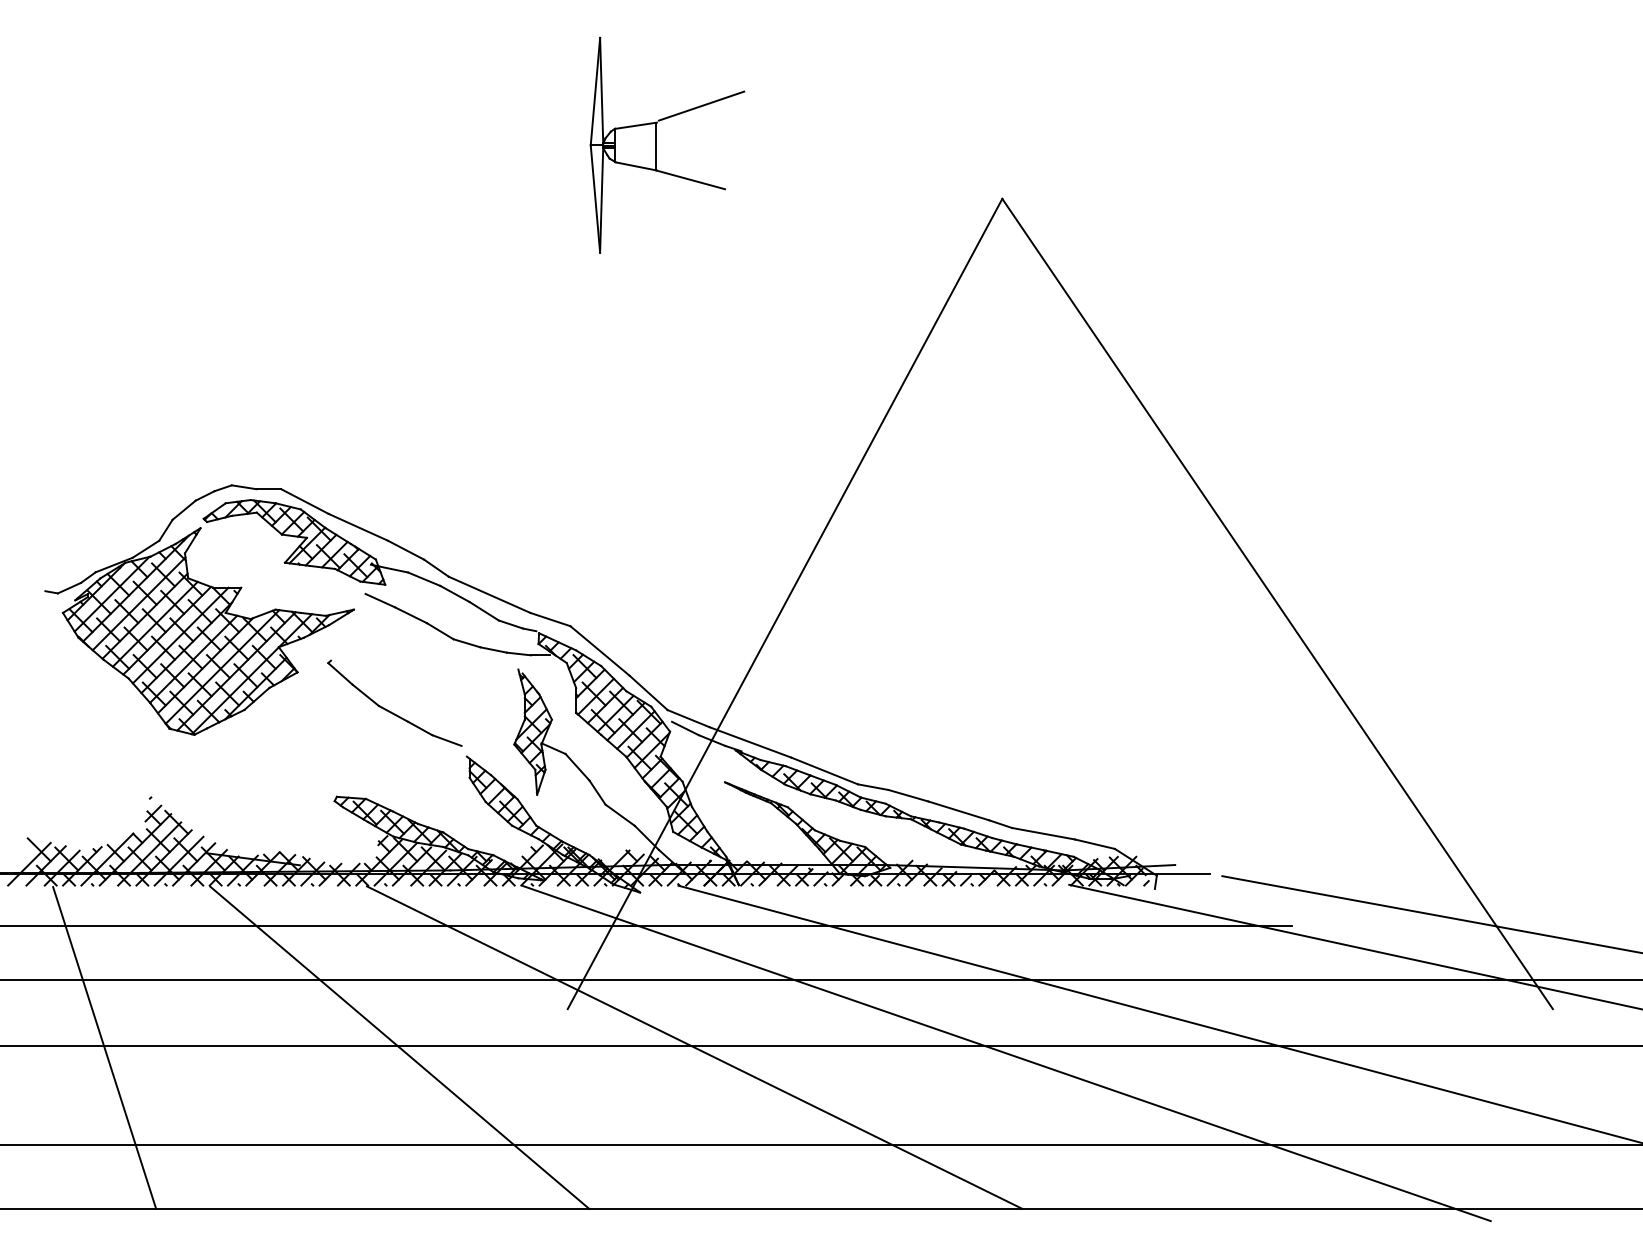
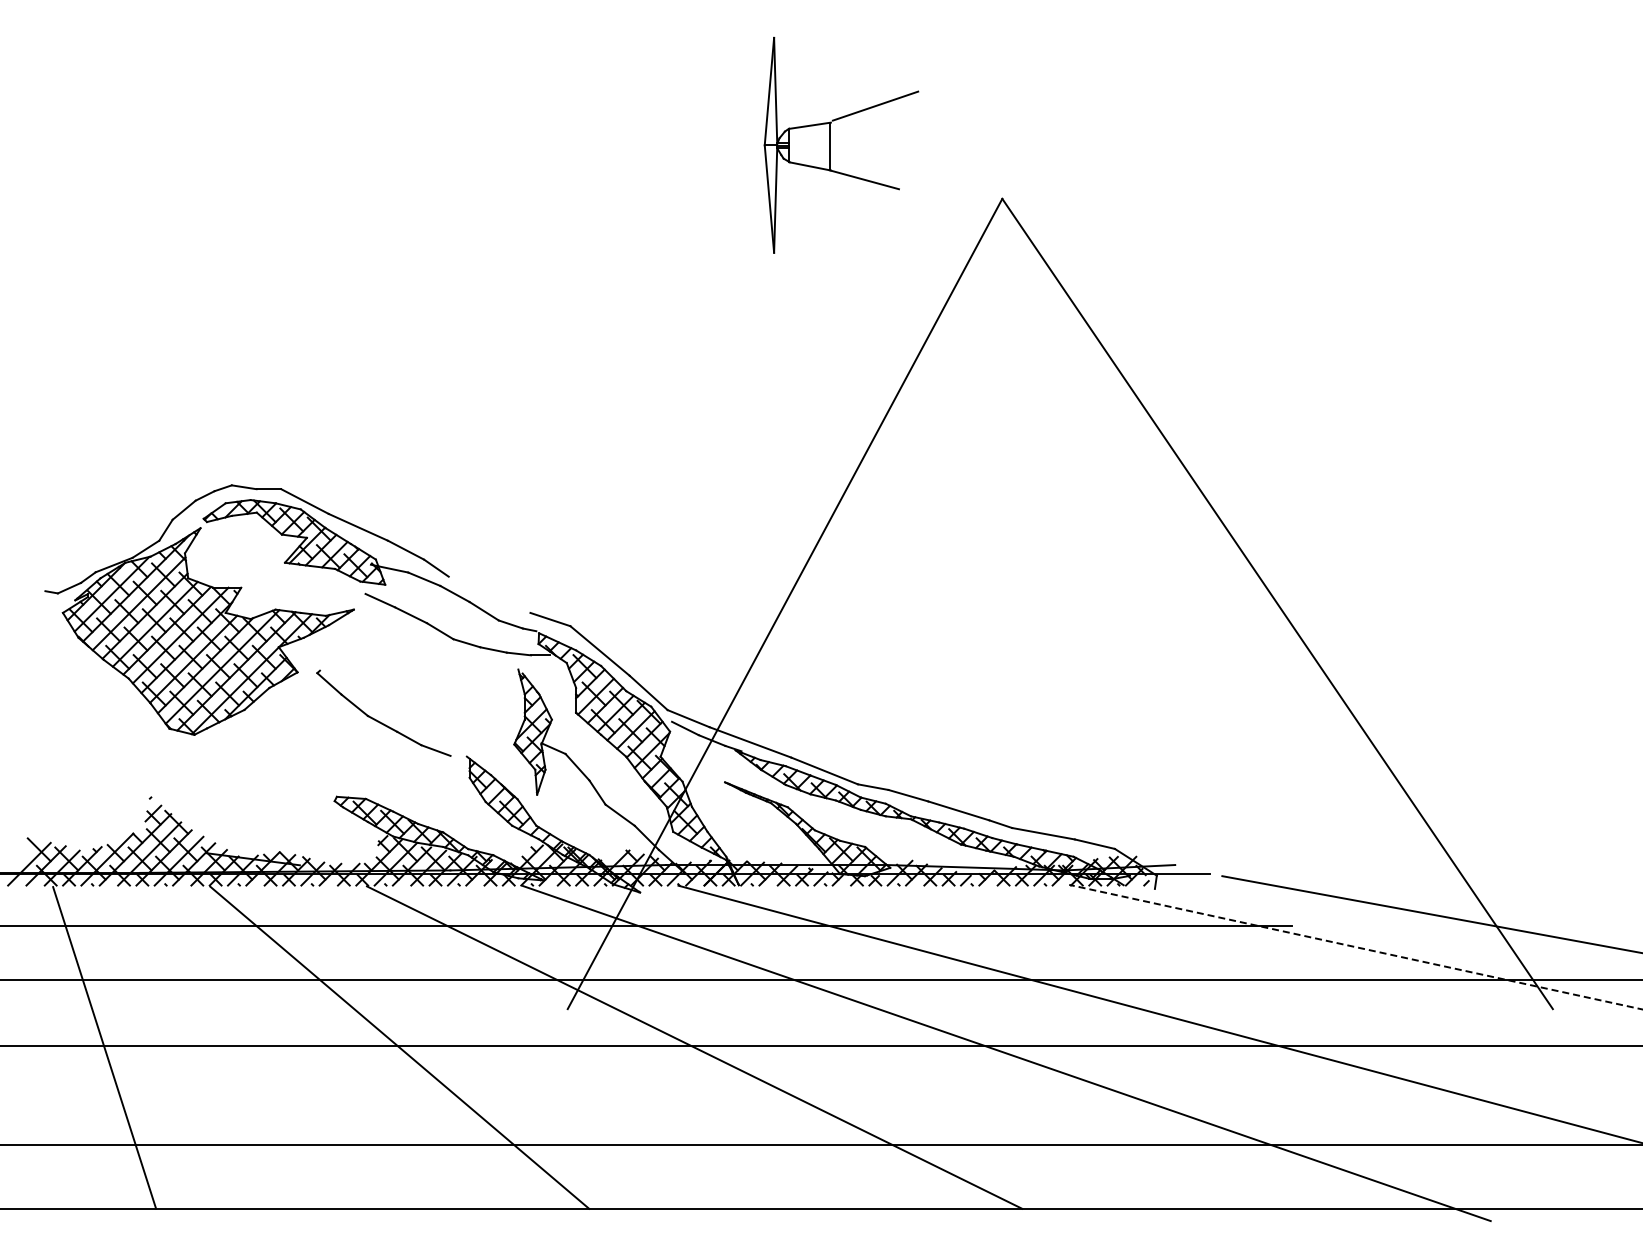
part position: (656, 144) -> (830, 144) (830, 144)
line: present -> none (489, 594)
part position: (389, 710) -> (378, 720) (378, 720)
line: solid -> dashed (1355, 947)
